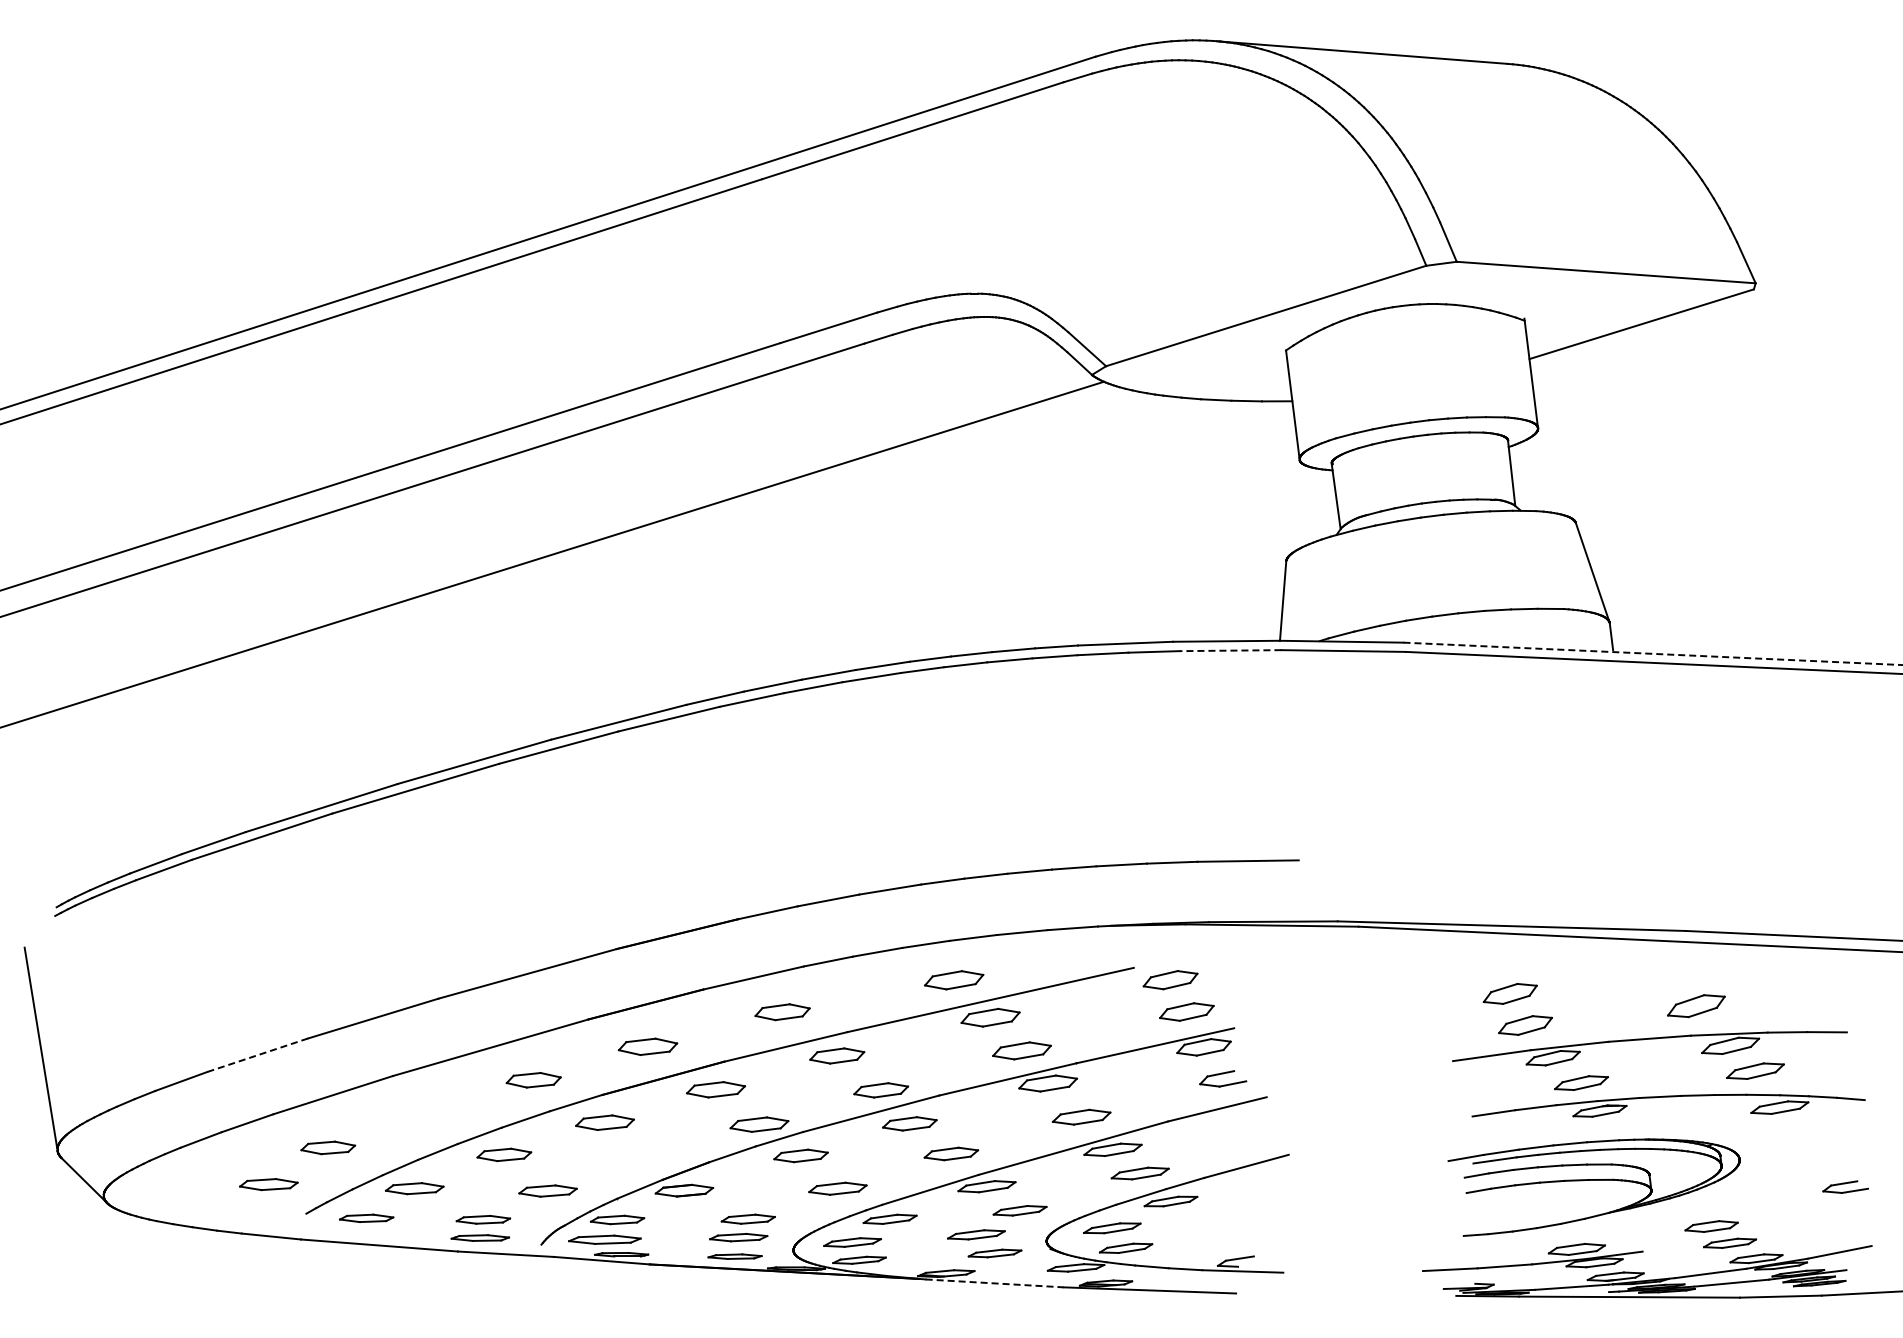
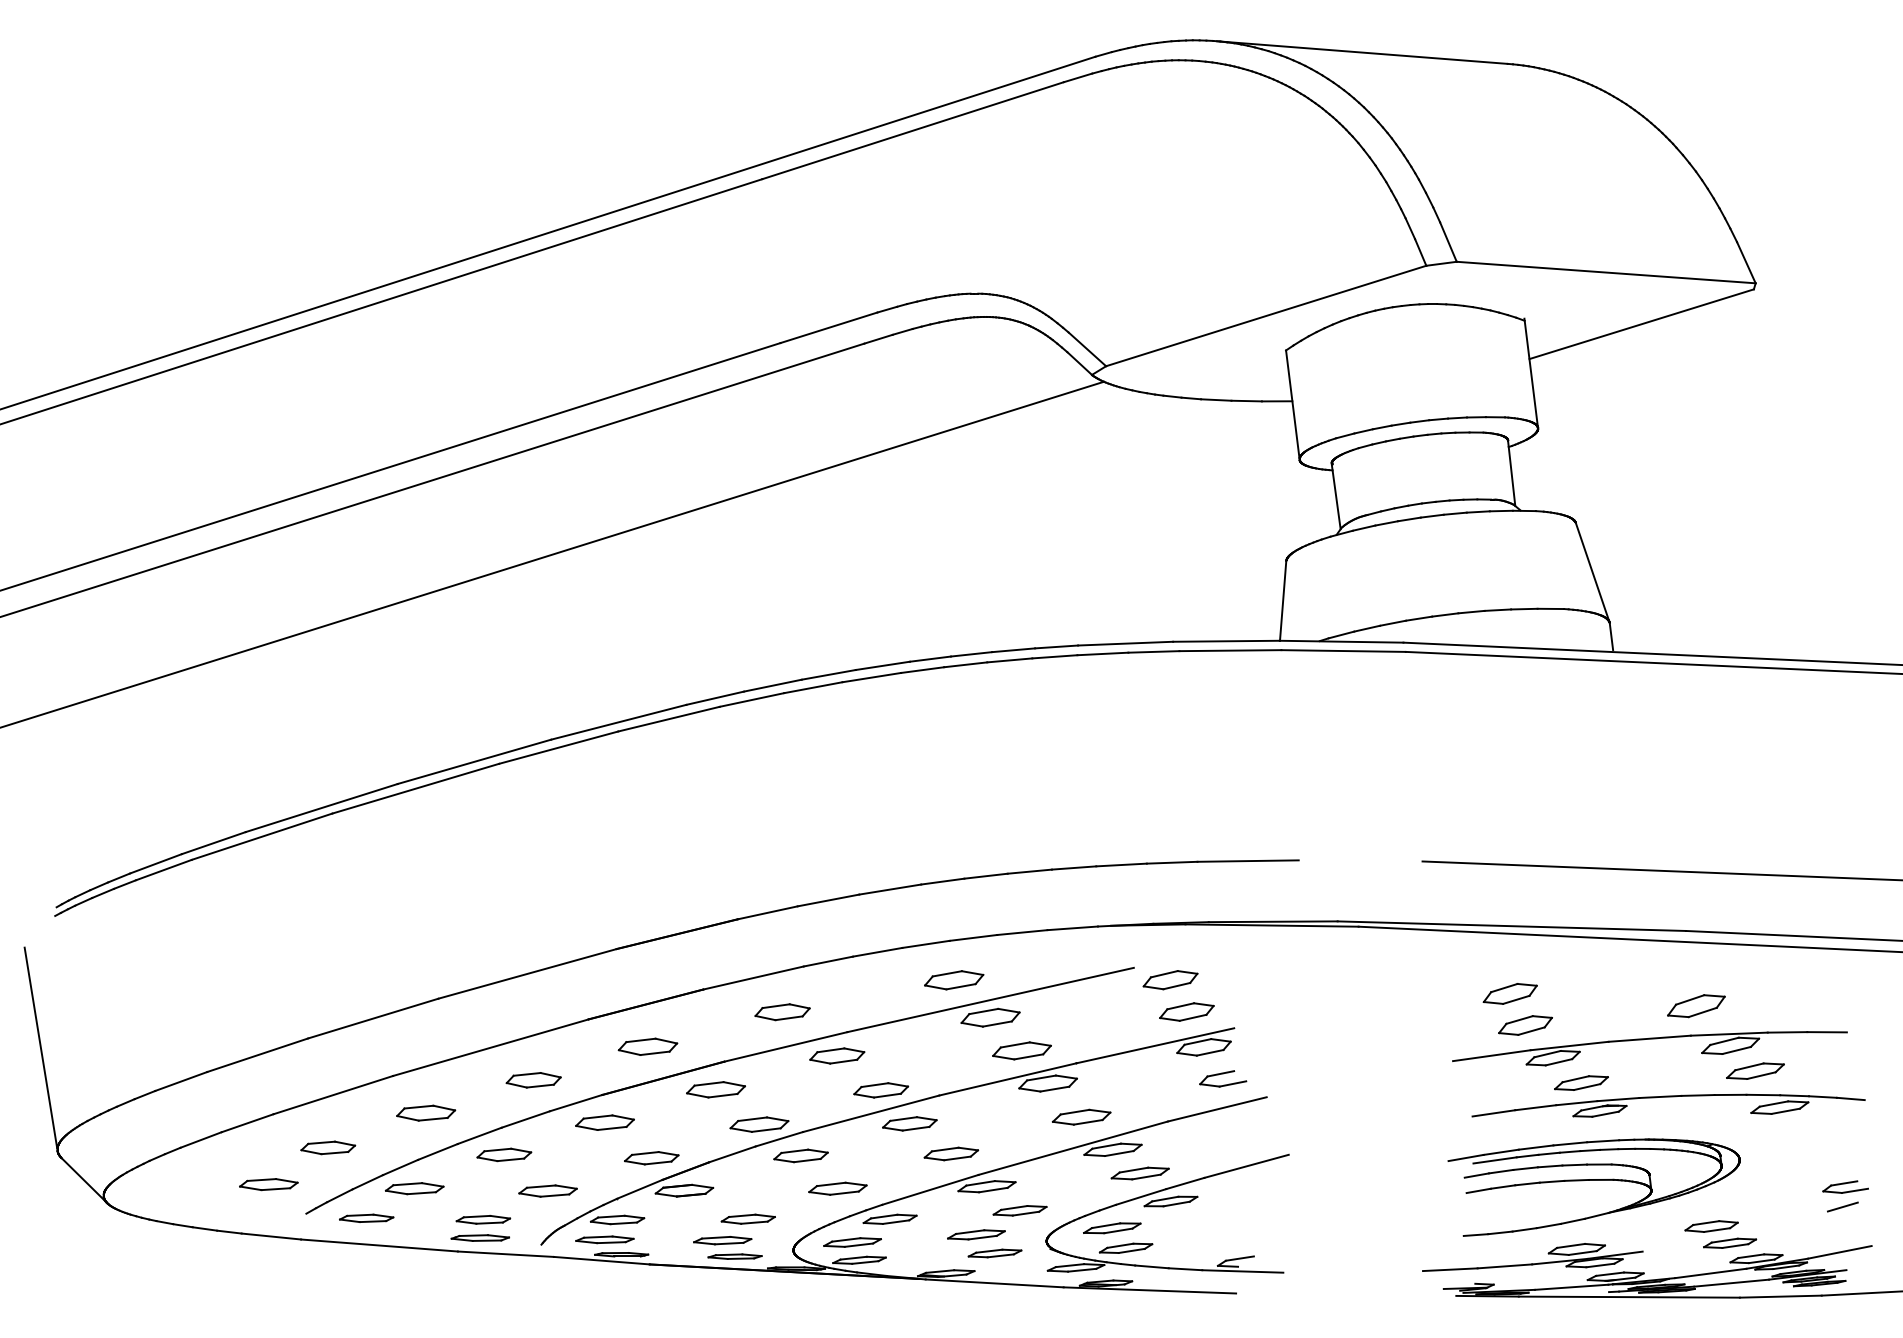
line: dashed -> solid (1230, 650)
line: dashed -> solid (1653, 653)
line: none -> present (1660, 870)
line: dashed -> solid (257, 1055)
part: none -> present (426, 1112)
part: none -> present (651, 1158)
line: none -> present (1842, 1206)
part position: (738, 1237) -> (722, 1240) (722, 1240)
part size: 74x11 px -> 60x10 px (604, 1239)
line: dashed -> solid (995, 1283)
